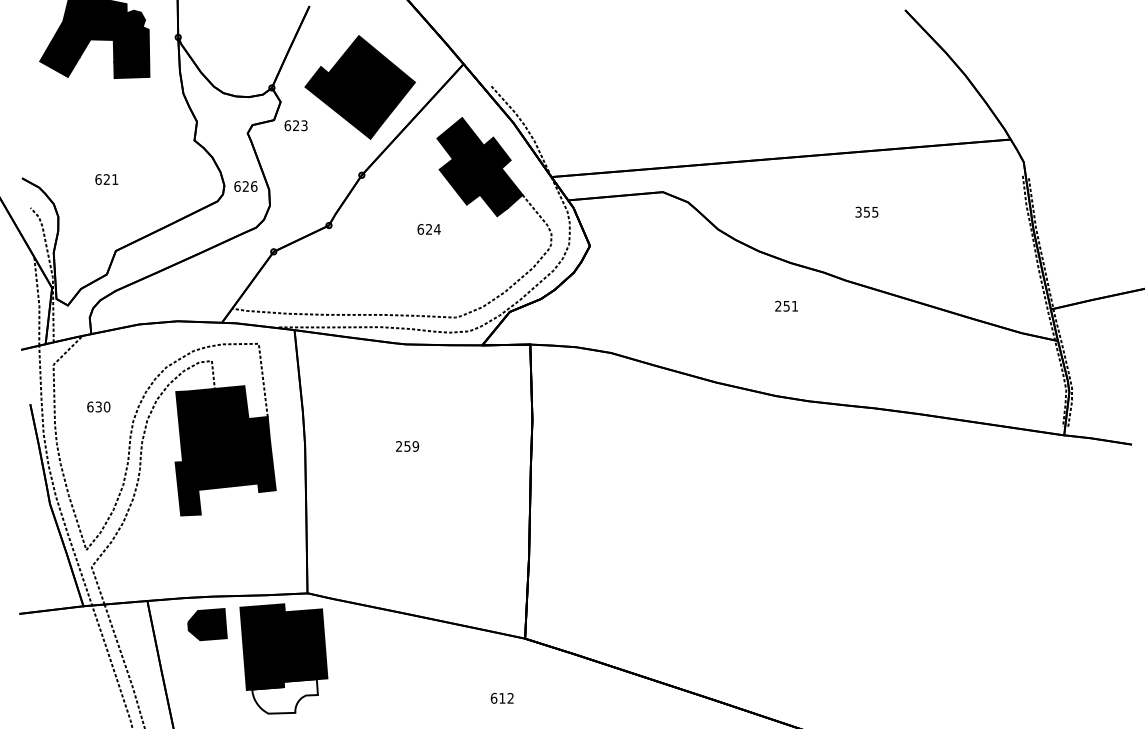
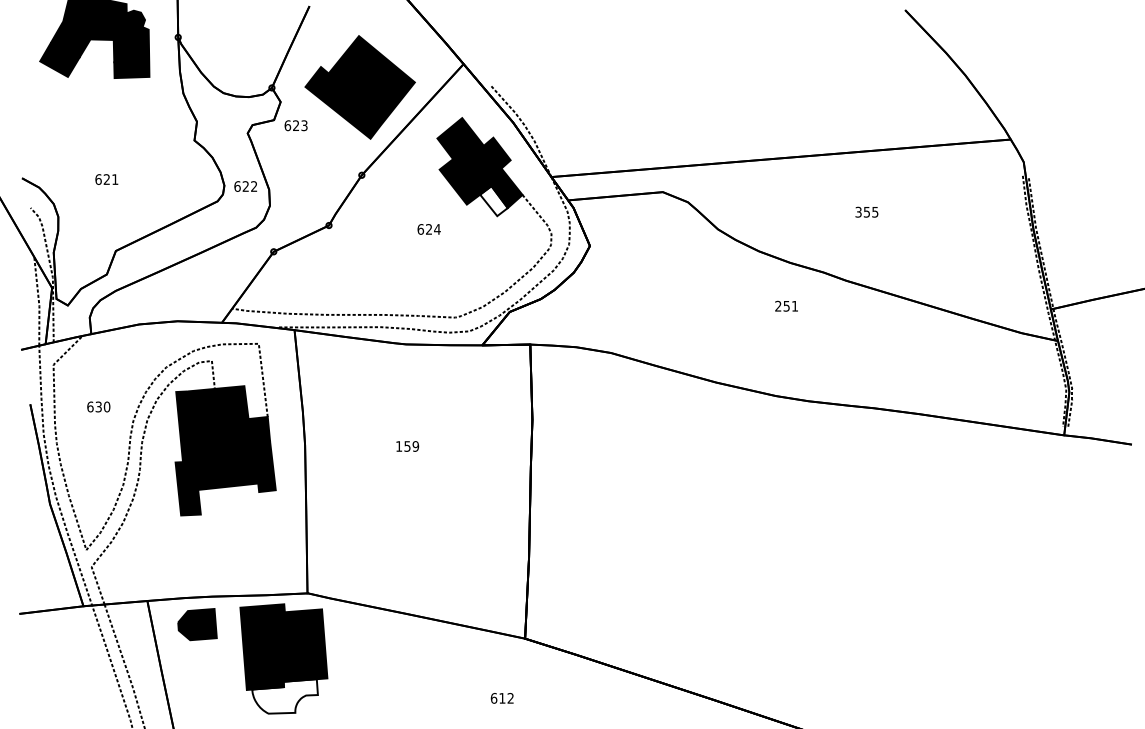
text: 626 -> 622 (254, 186)
fill: present -> none (493, 201)
text: 259 -> 159 (398, 446)
part position: (207, 624) -> (197, 624) (197, 624)
